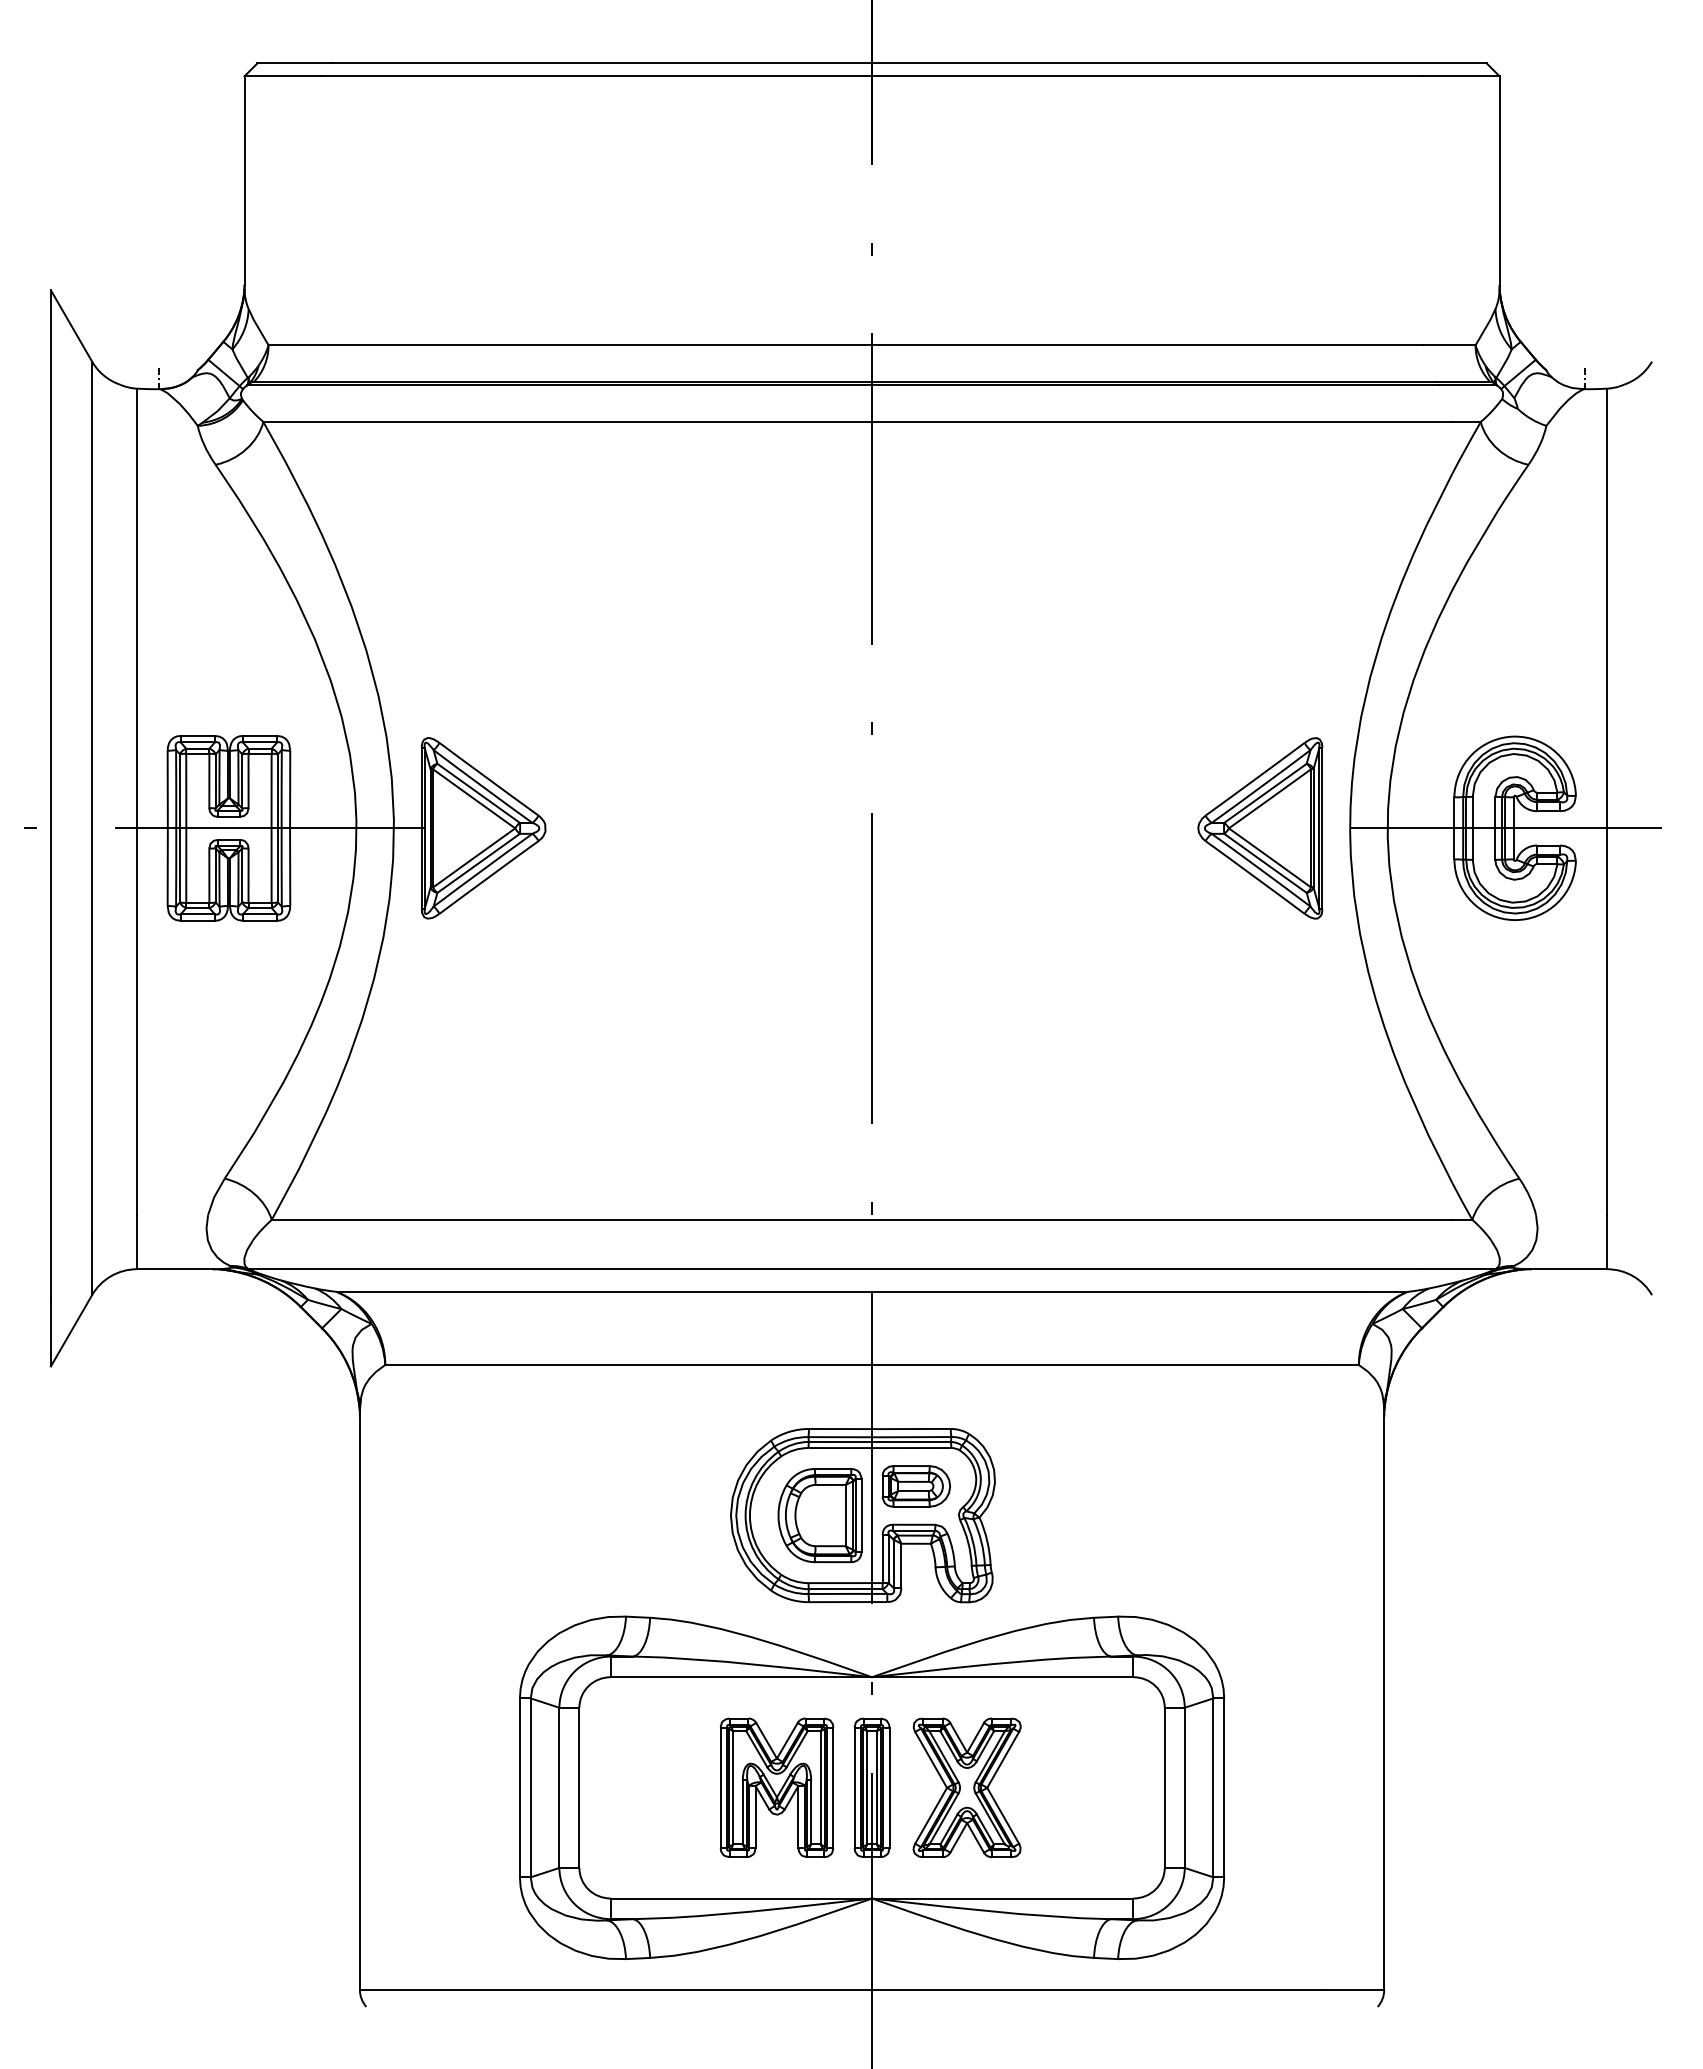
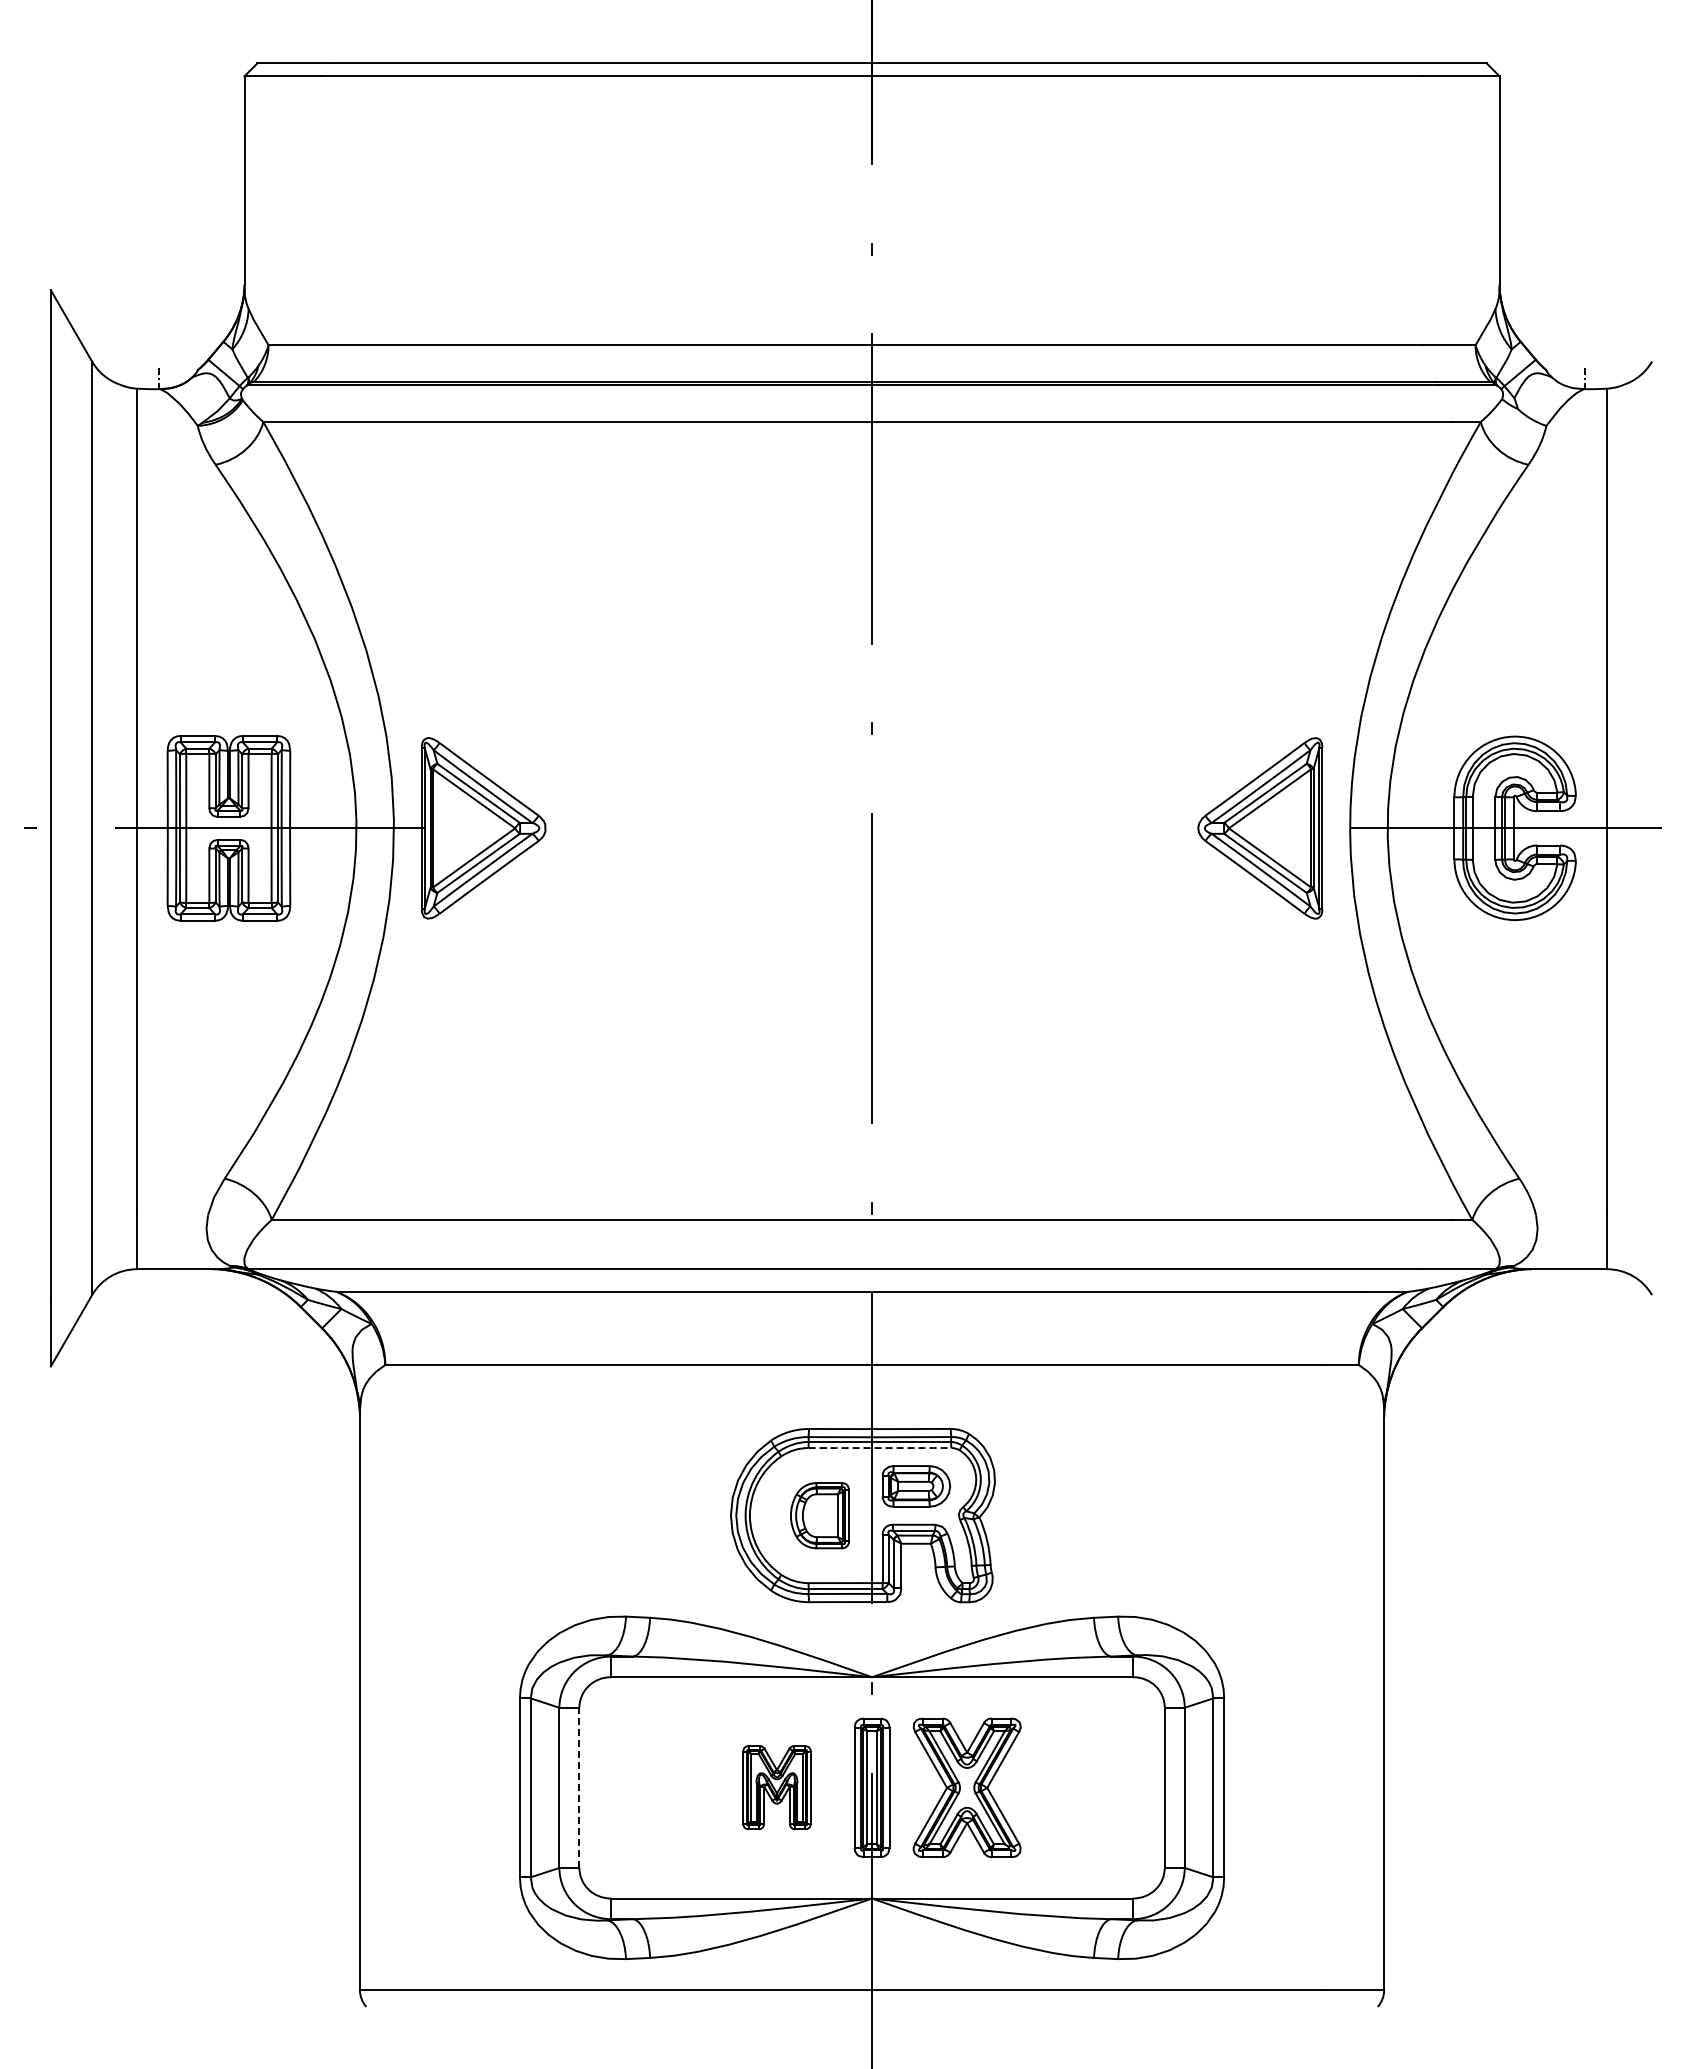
arc: solid -> dashed (879, 1448)
part size: 86x96 px -> 60x68 px (819, 1515)
line: solid -> dashed (579, 1787)
part size: 116x141 px -> 70x86 px (776, 1787)
